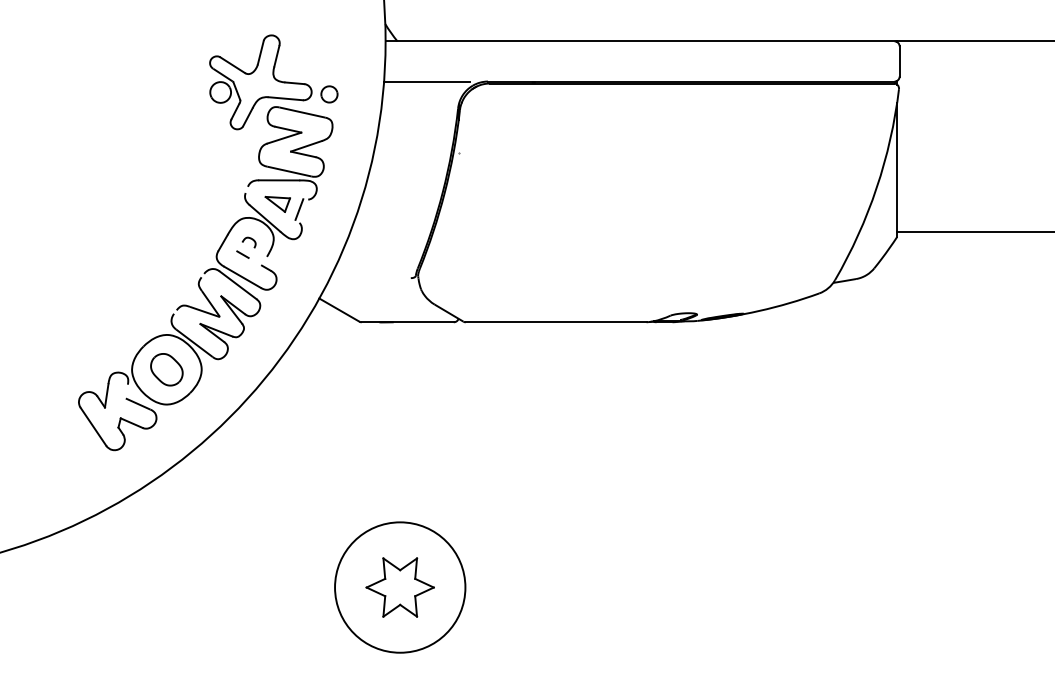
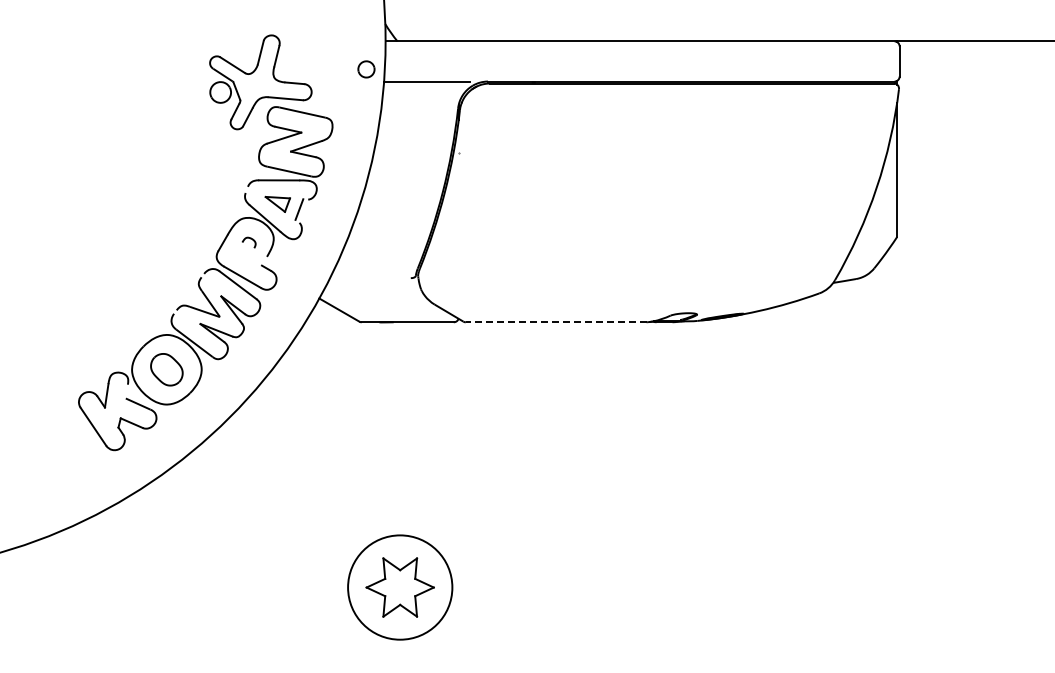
part position: (329, 94) -> (366, 69) (366, 69)
line: present -> none (974, 232)
line: present -> none (242, 254)
line: solid -> dashed (555, 322)
circle diameter: 130 px -> 104 px (400, 587)
